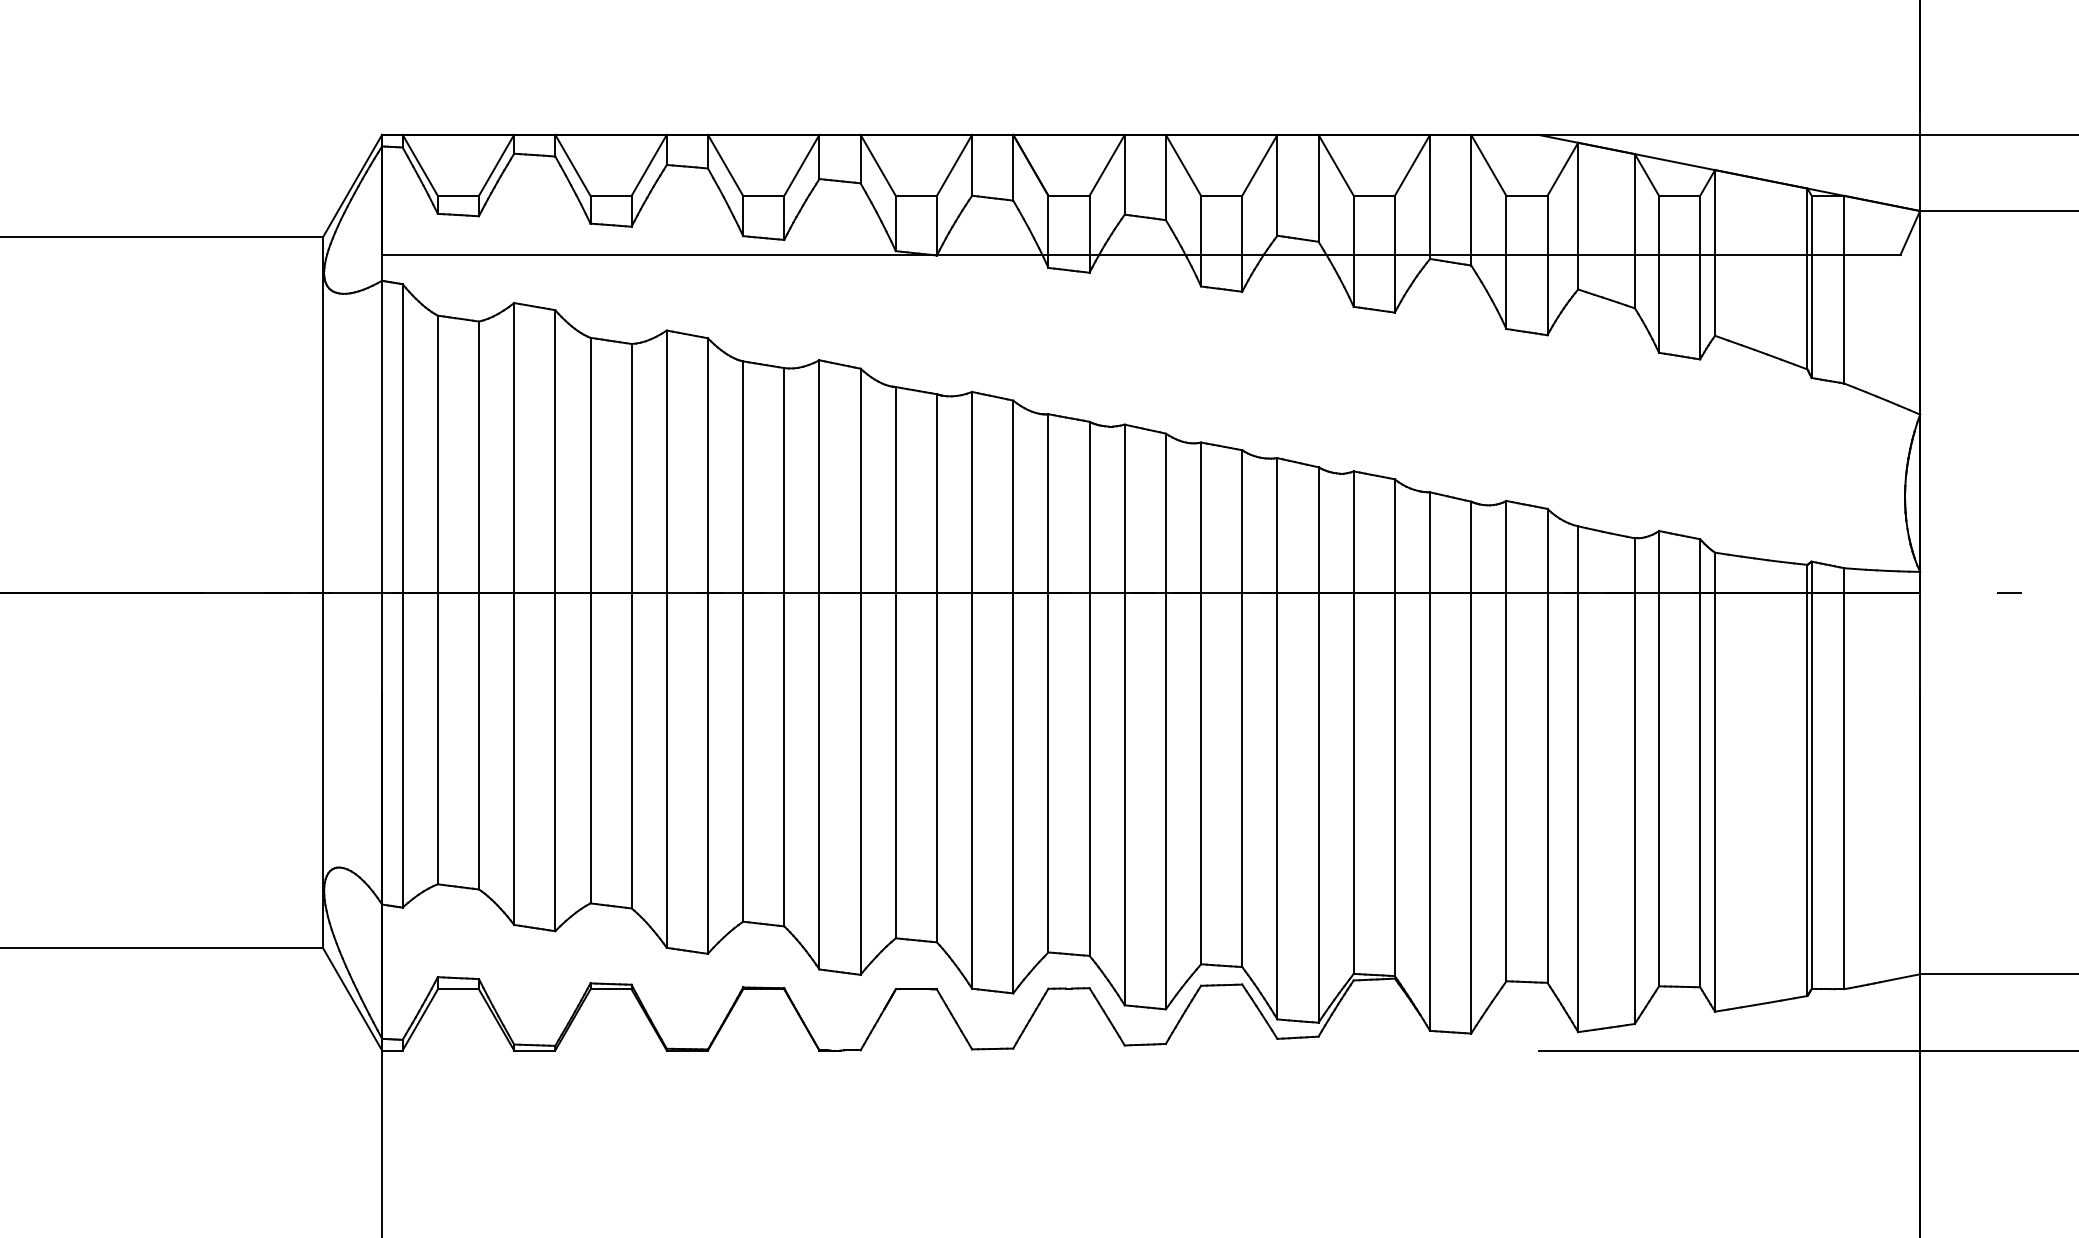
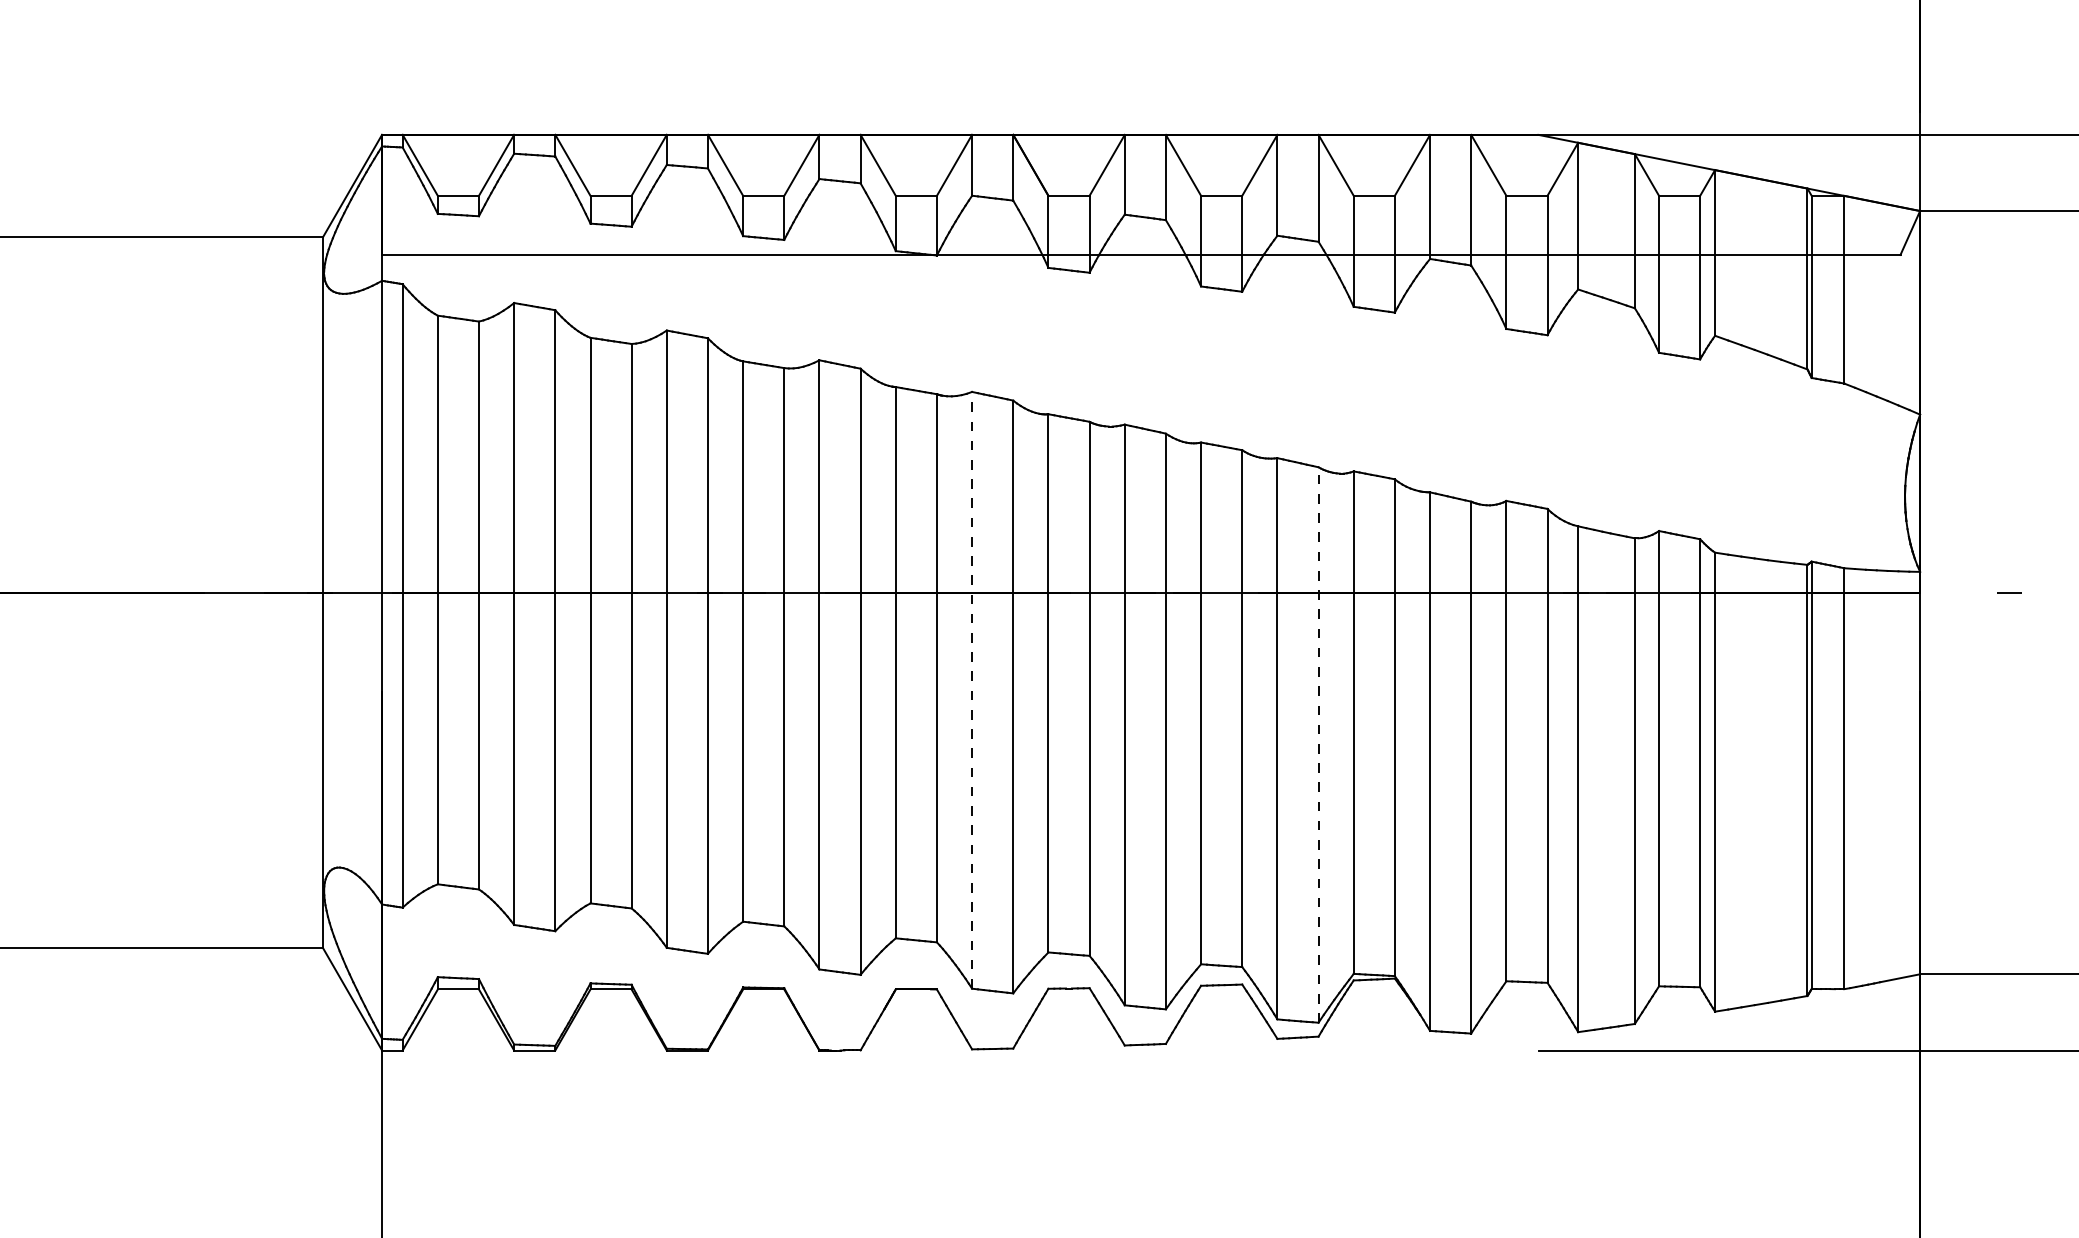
line: solid -> dashed (972, 689)
line: solid -> dashed (1318, 745)
